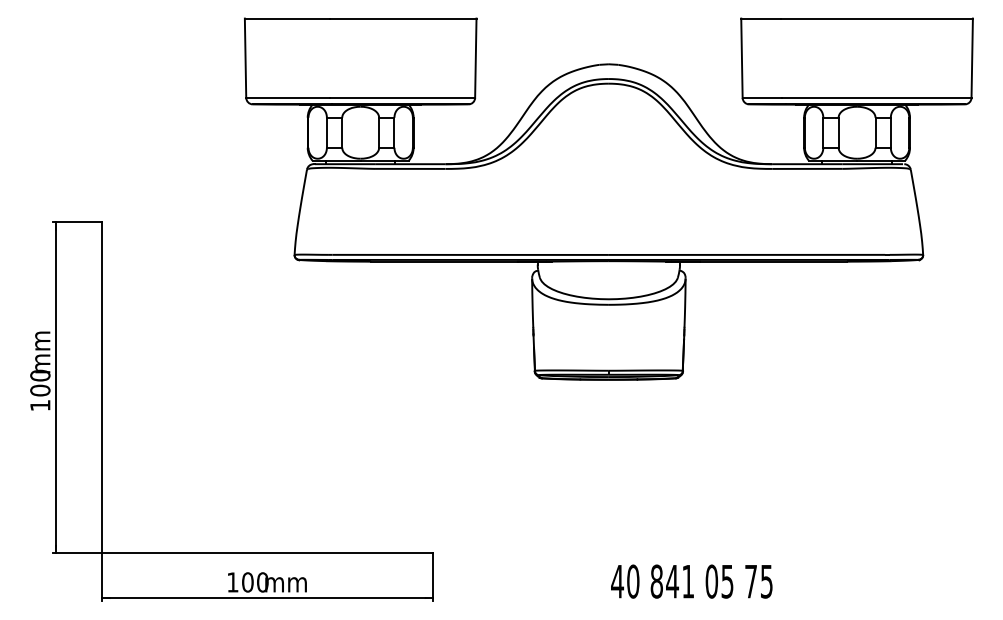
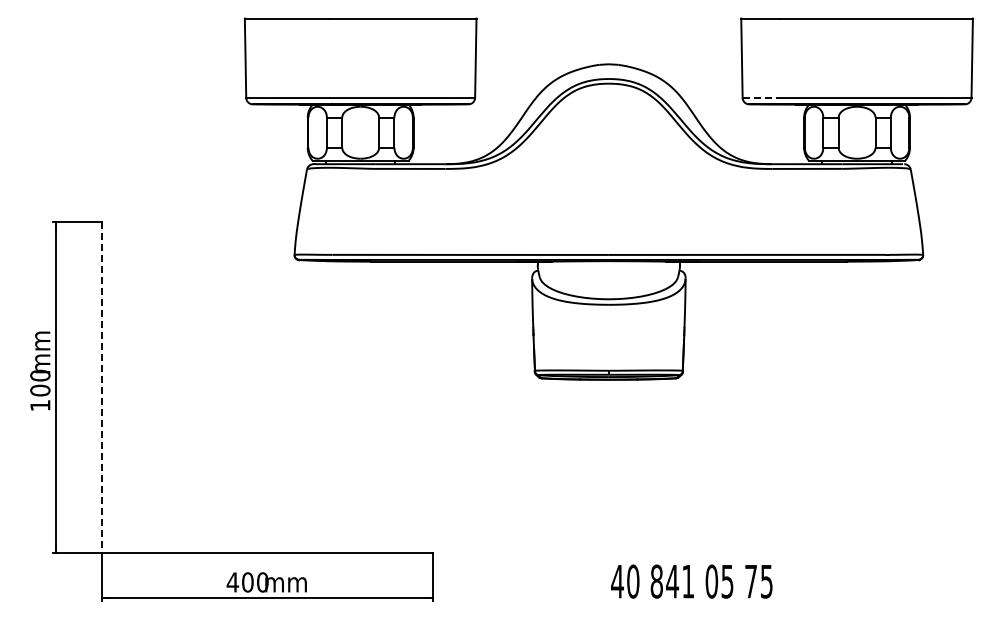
line: solid -> dashed (762, 97)
line: solid -> dashed (102, 388)
text: 100 -> 400 (232, 582)
